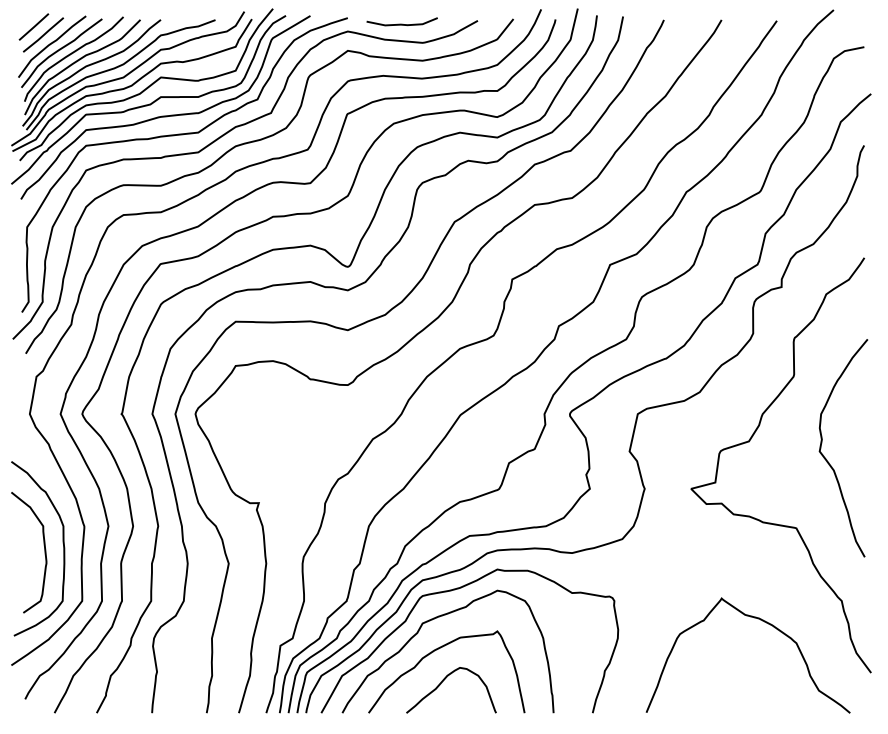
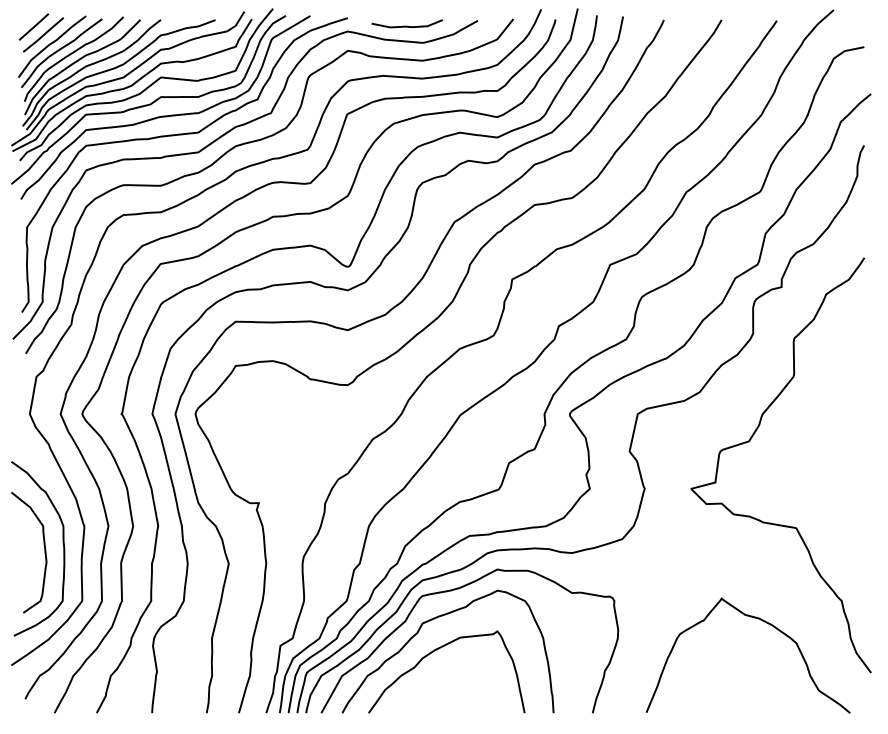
curve position: (401, 23) -> (406, 25) (406, 25)
curve: present -> none (826, 458)
curve: present -> none (443, 681)
